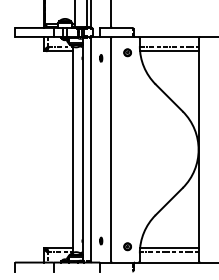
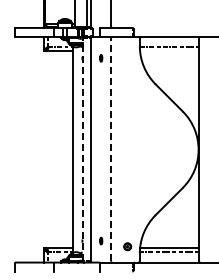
line: present -> none (169, 51)
part: present -> none (127, 52)
line: solid -> dashed (82, 149)
line: solid -> dashed (111, 149)
